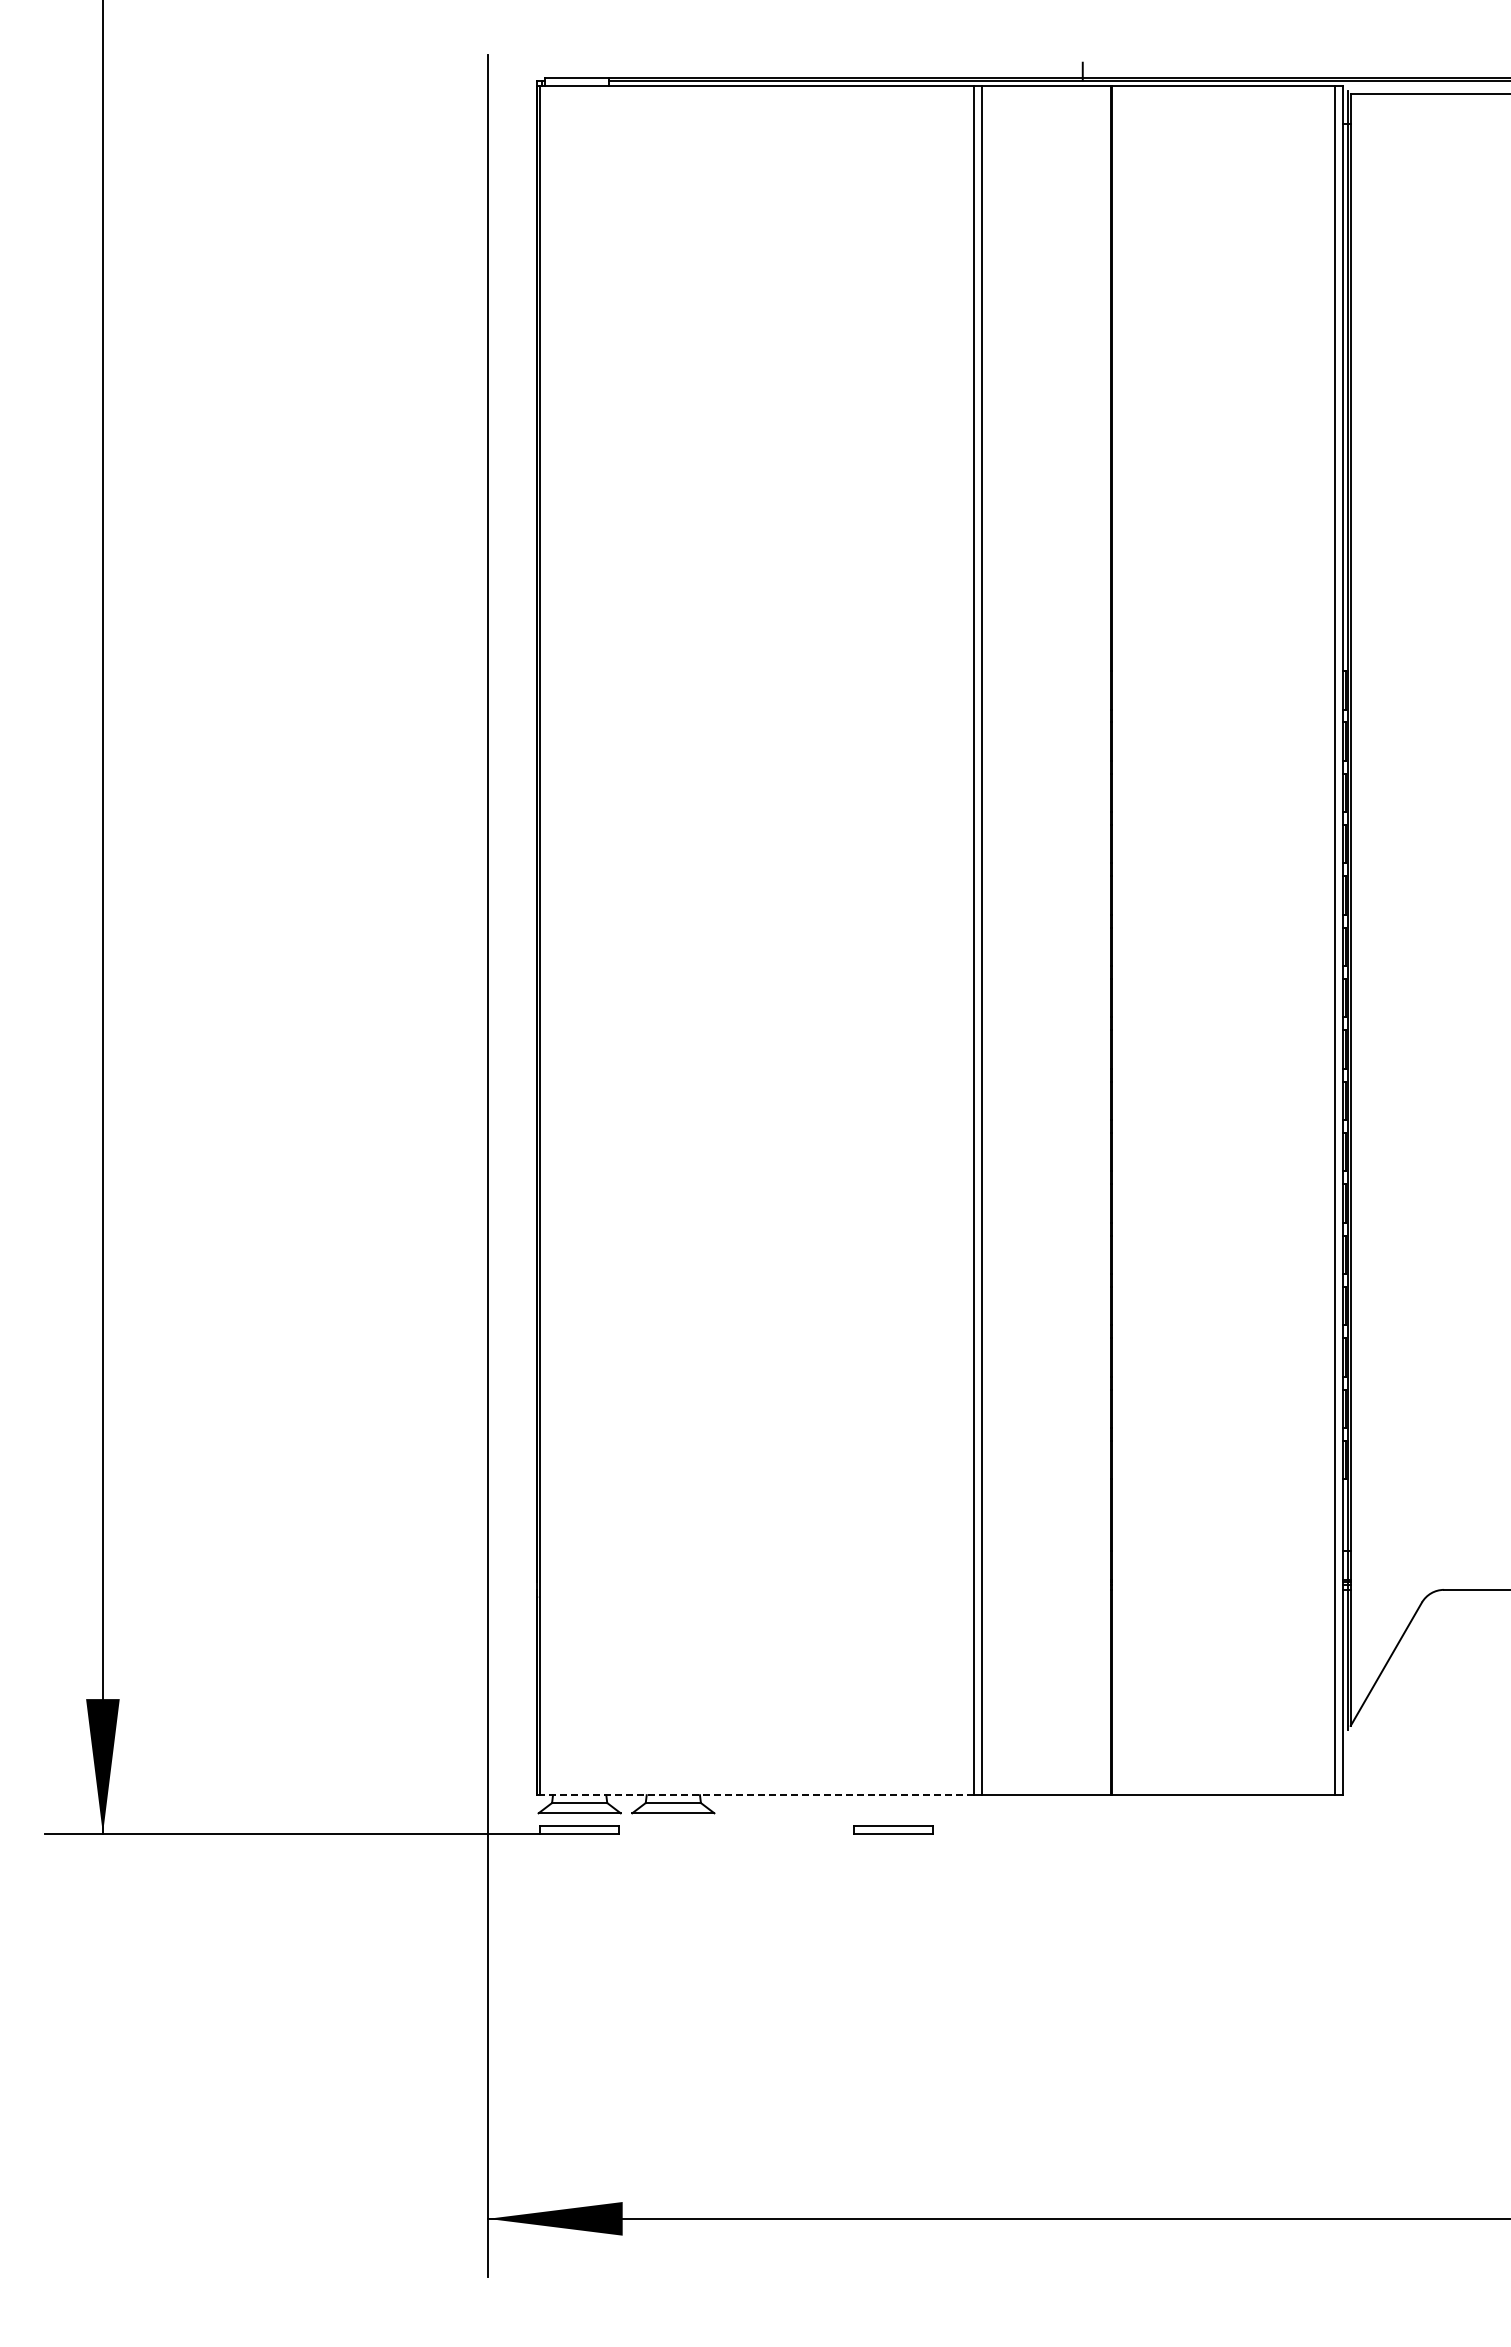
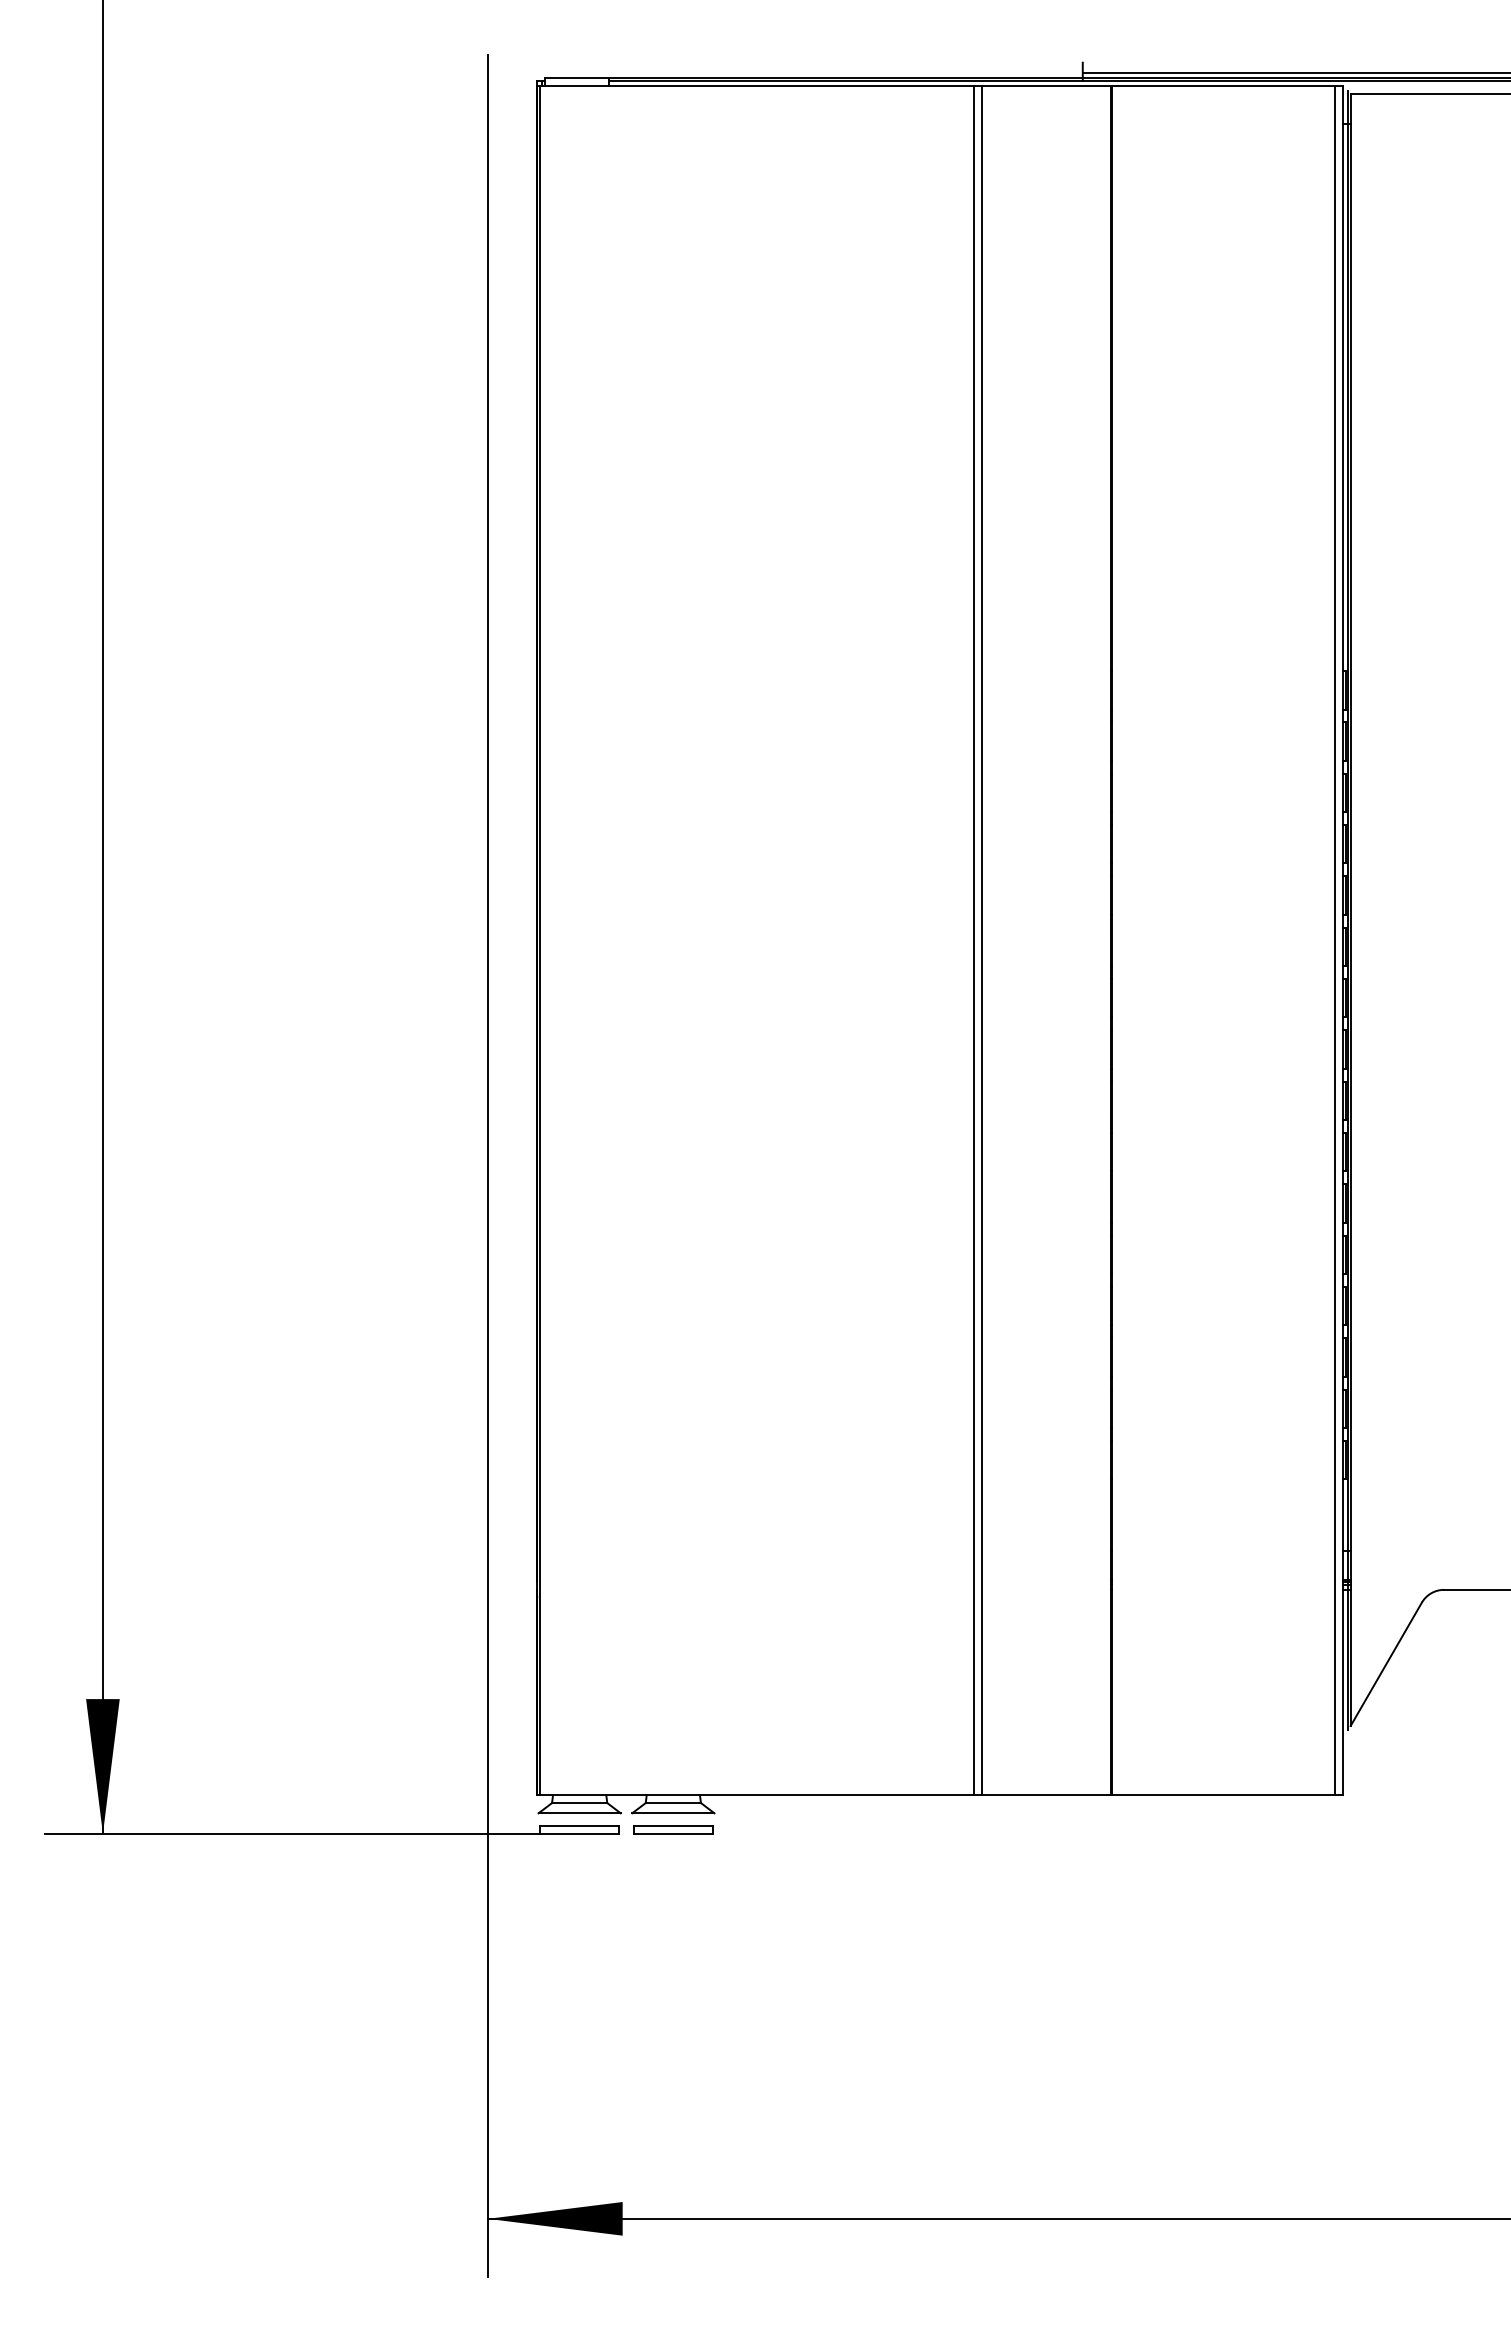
line: none -> present (1294, 72)
line: dashed -> solid (756, 1795)
part position: (893, 1829) -> (673, 1829) (673, 1829)
